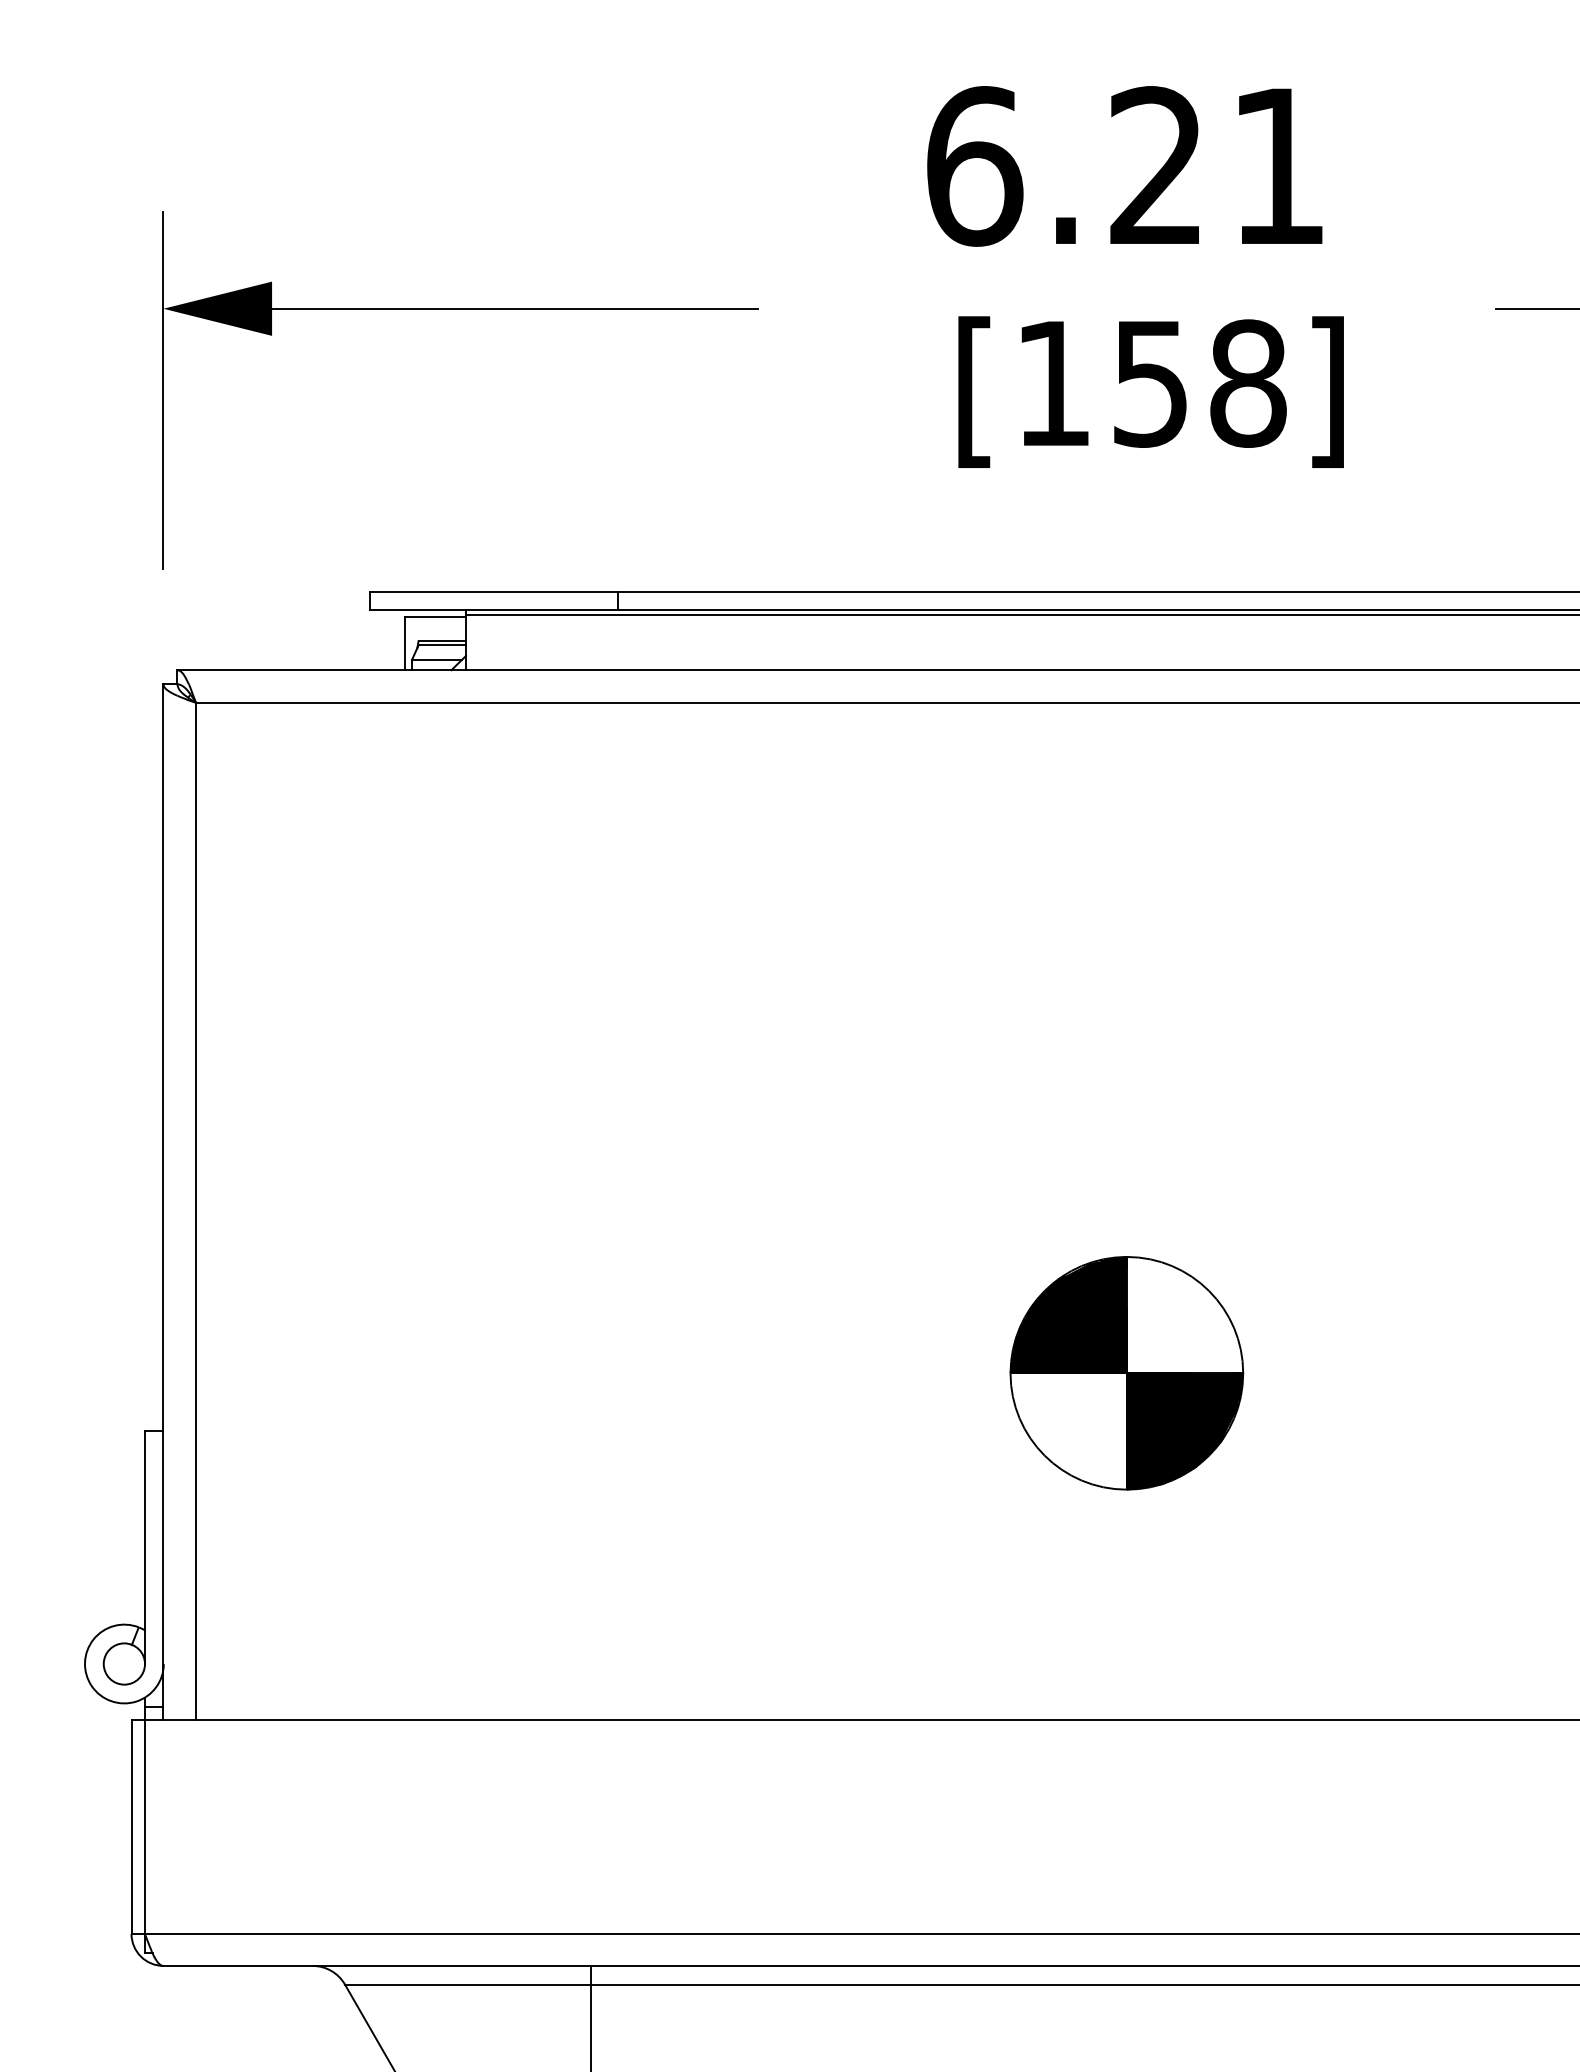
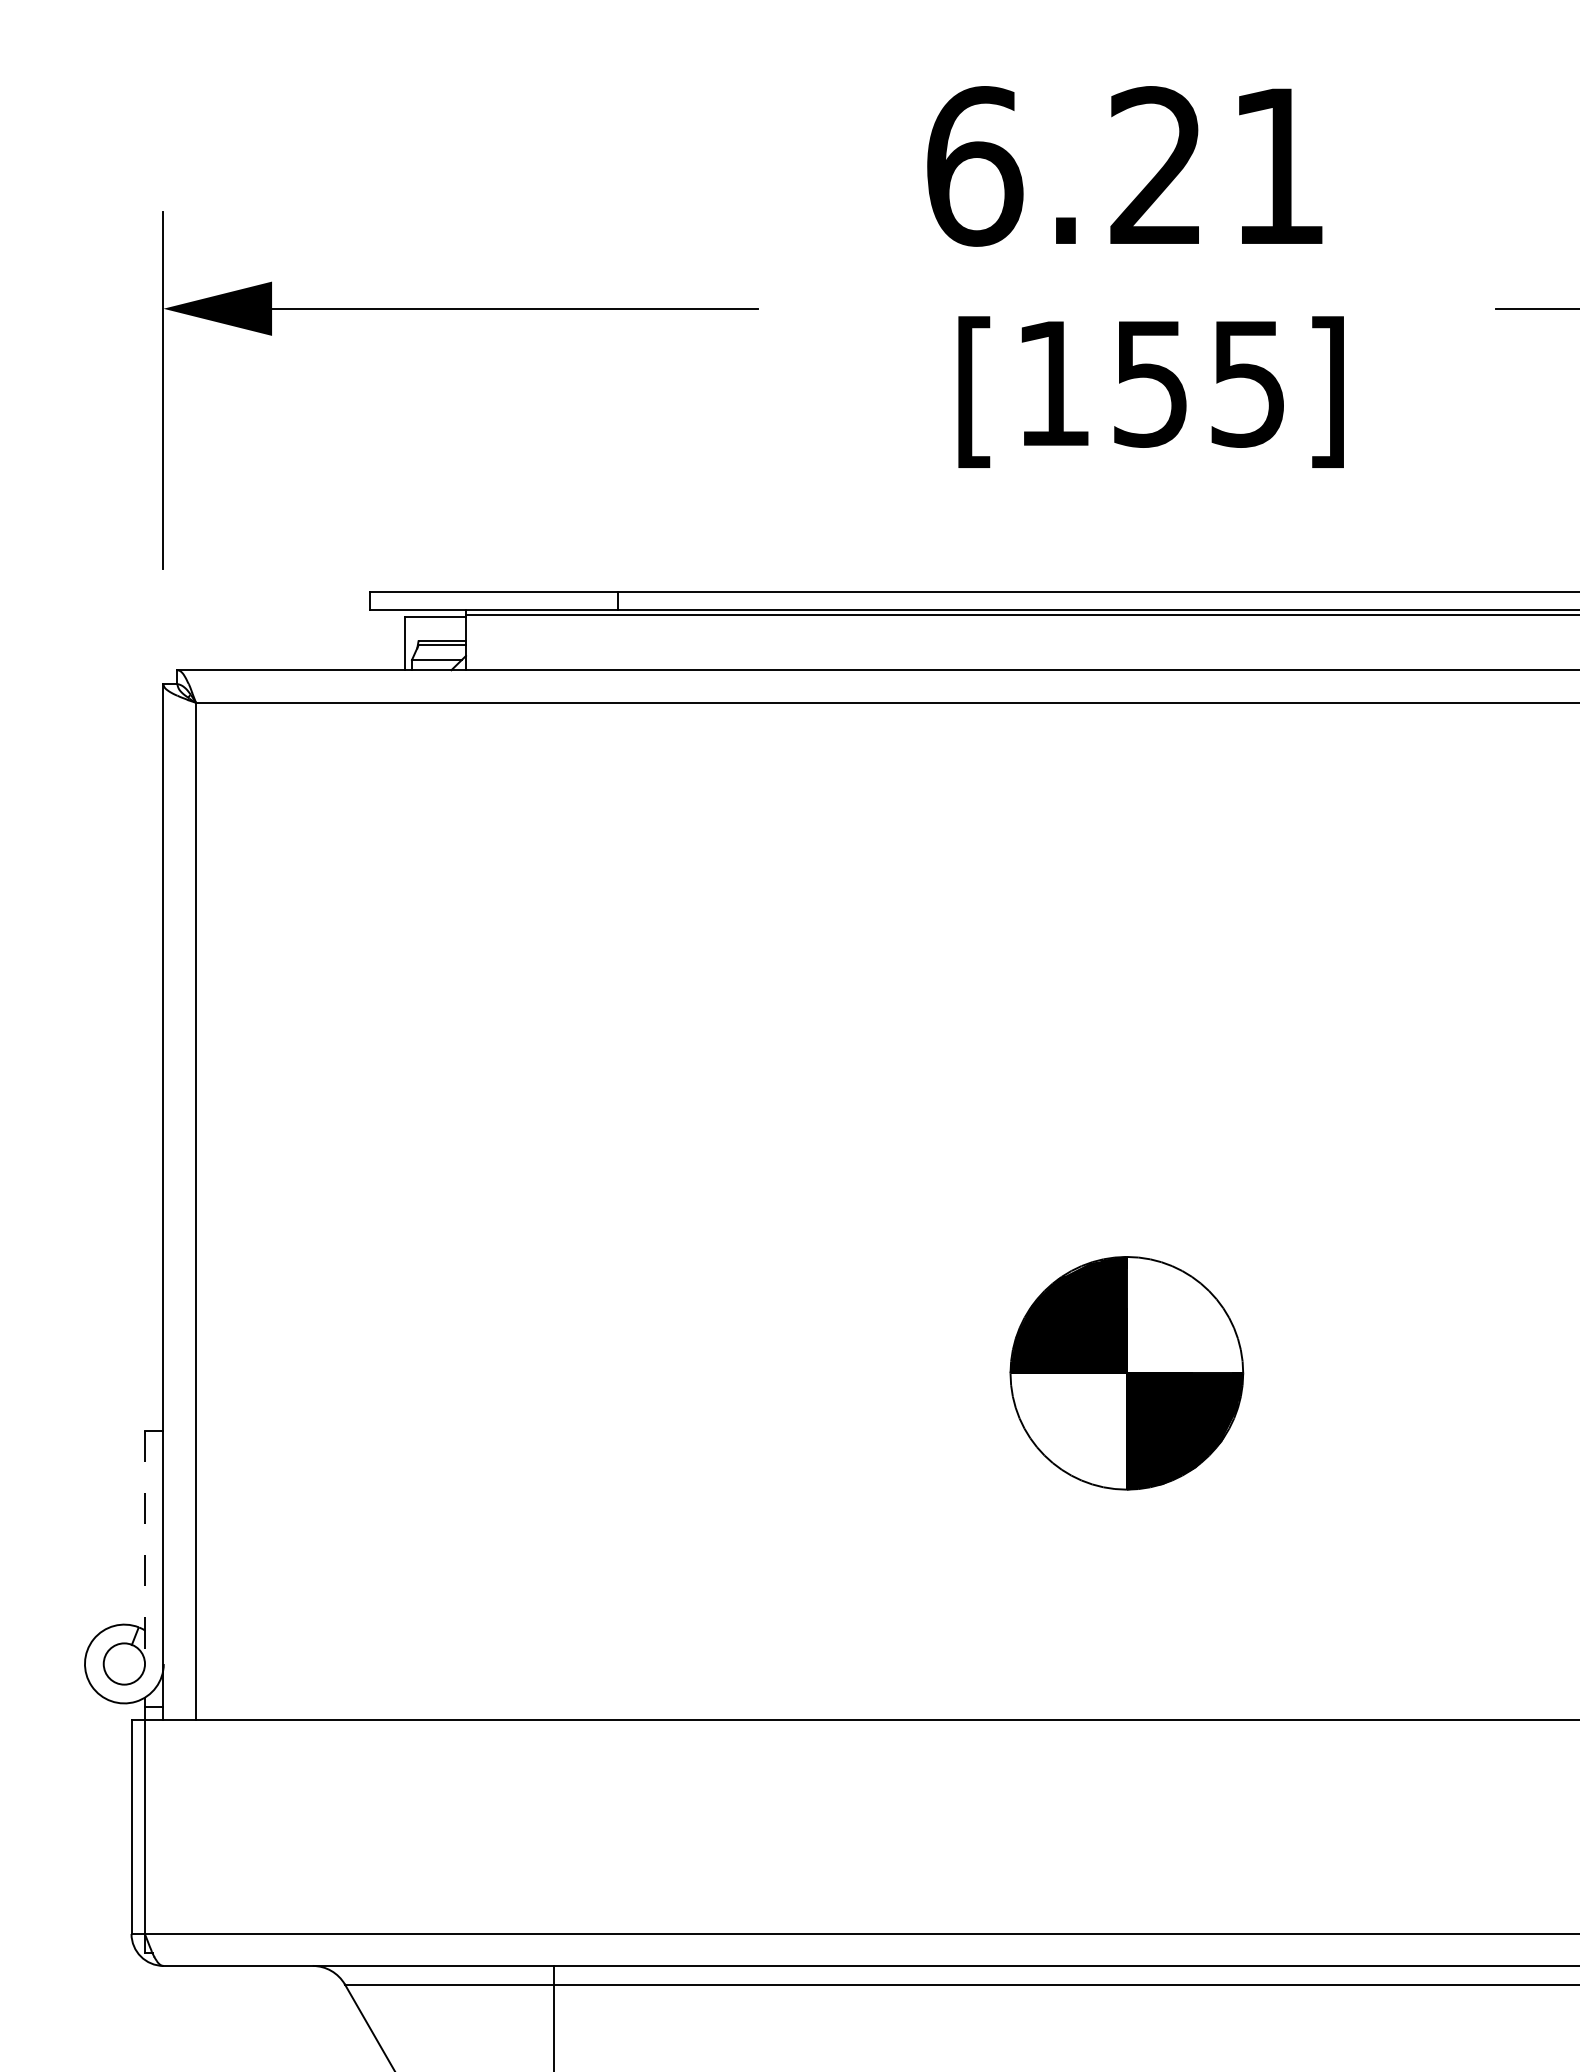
text: [158] -> [155] (1248, 383)
line: solid -> dashed (144, 1548)
line position: (591, 2016) -> (554, 2016) (554, 2016)
